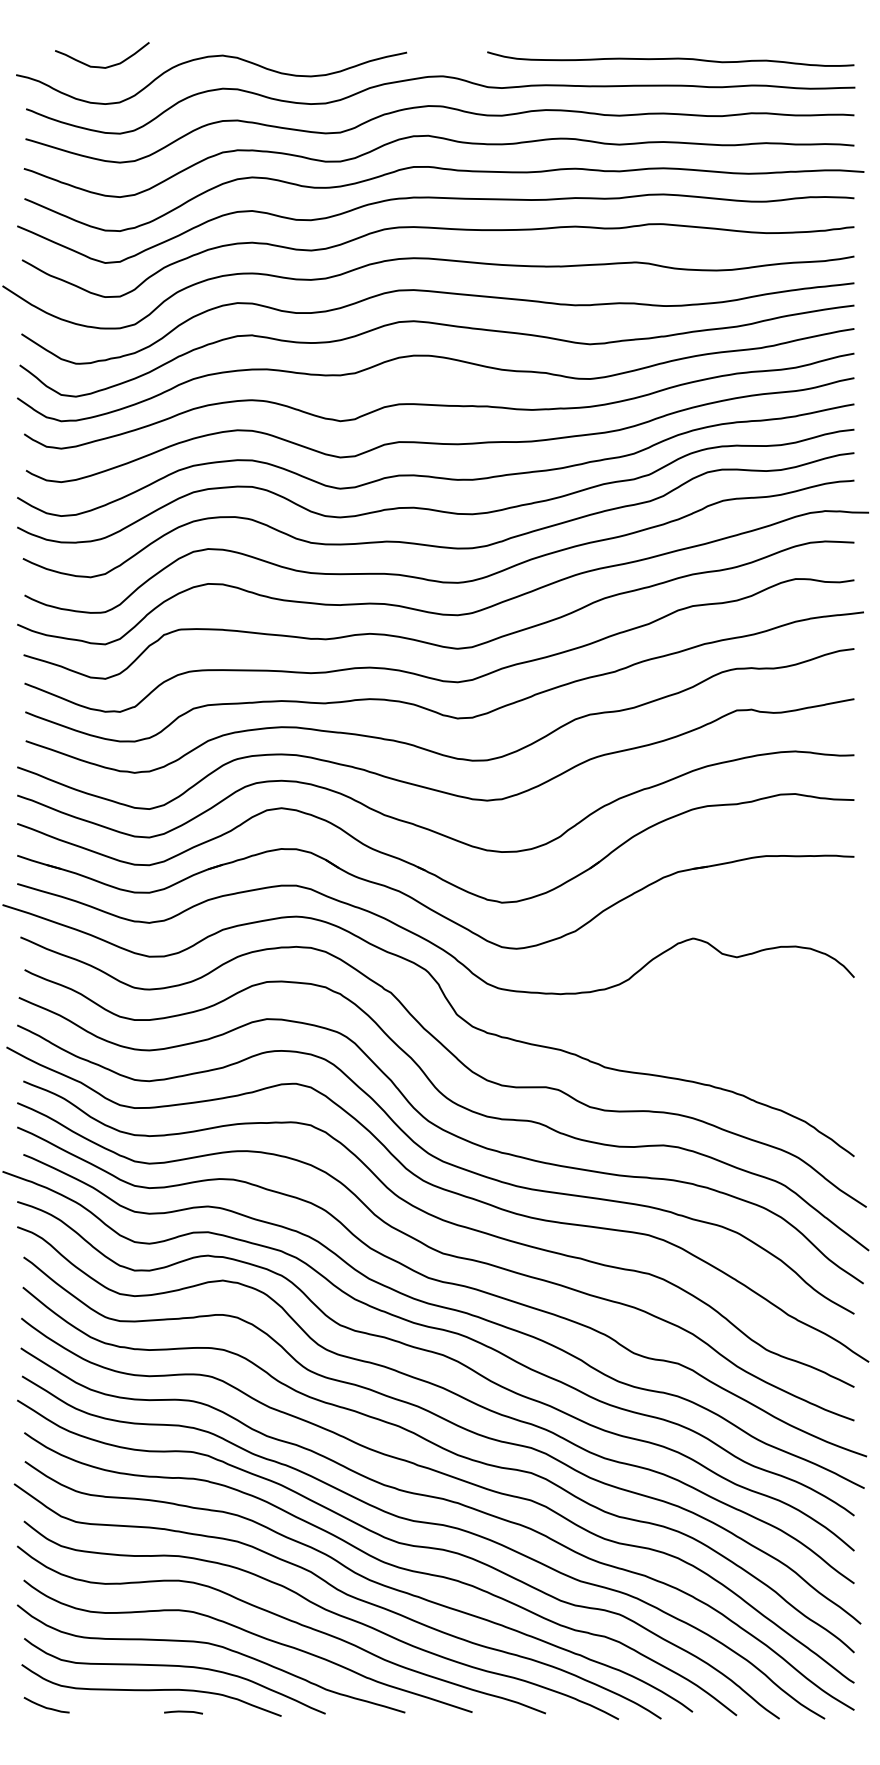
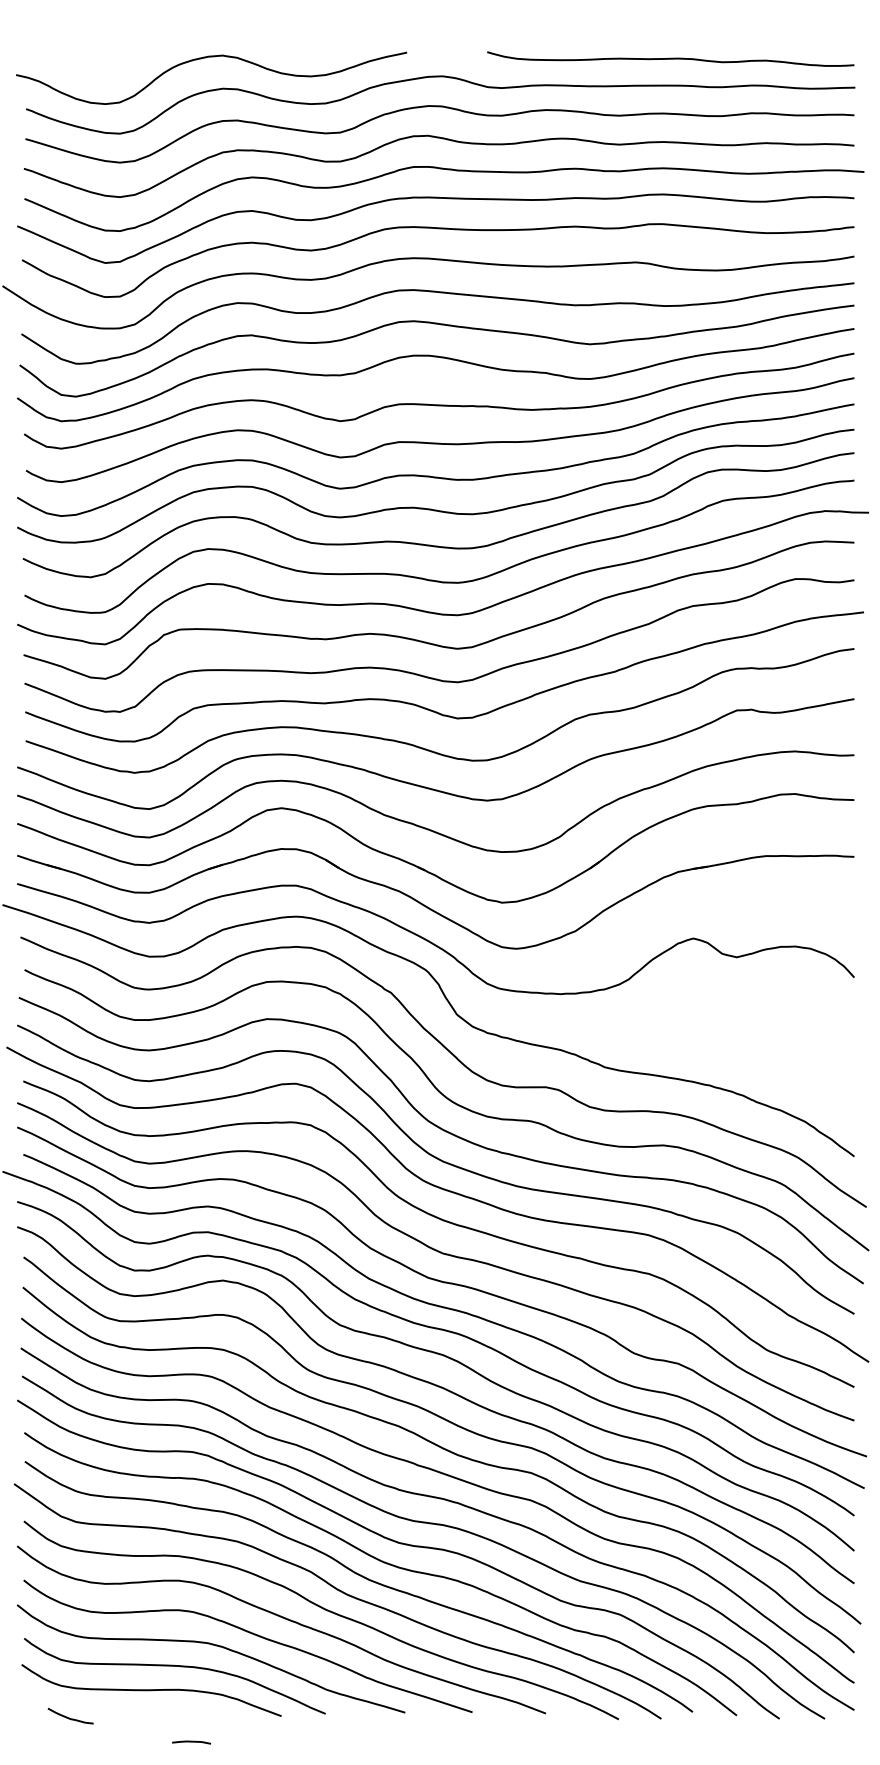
curve: present -> none (102, 66)
curve position: (45, 1706) -> (69, 1717) (69, 1717)
line position: (183, 1712) -> (191, 1742) (191, 1742)
